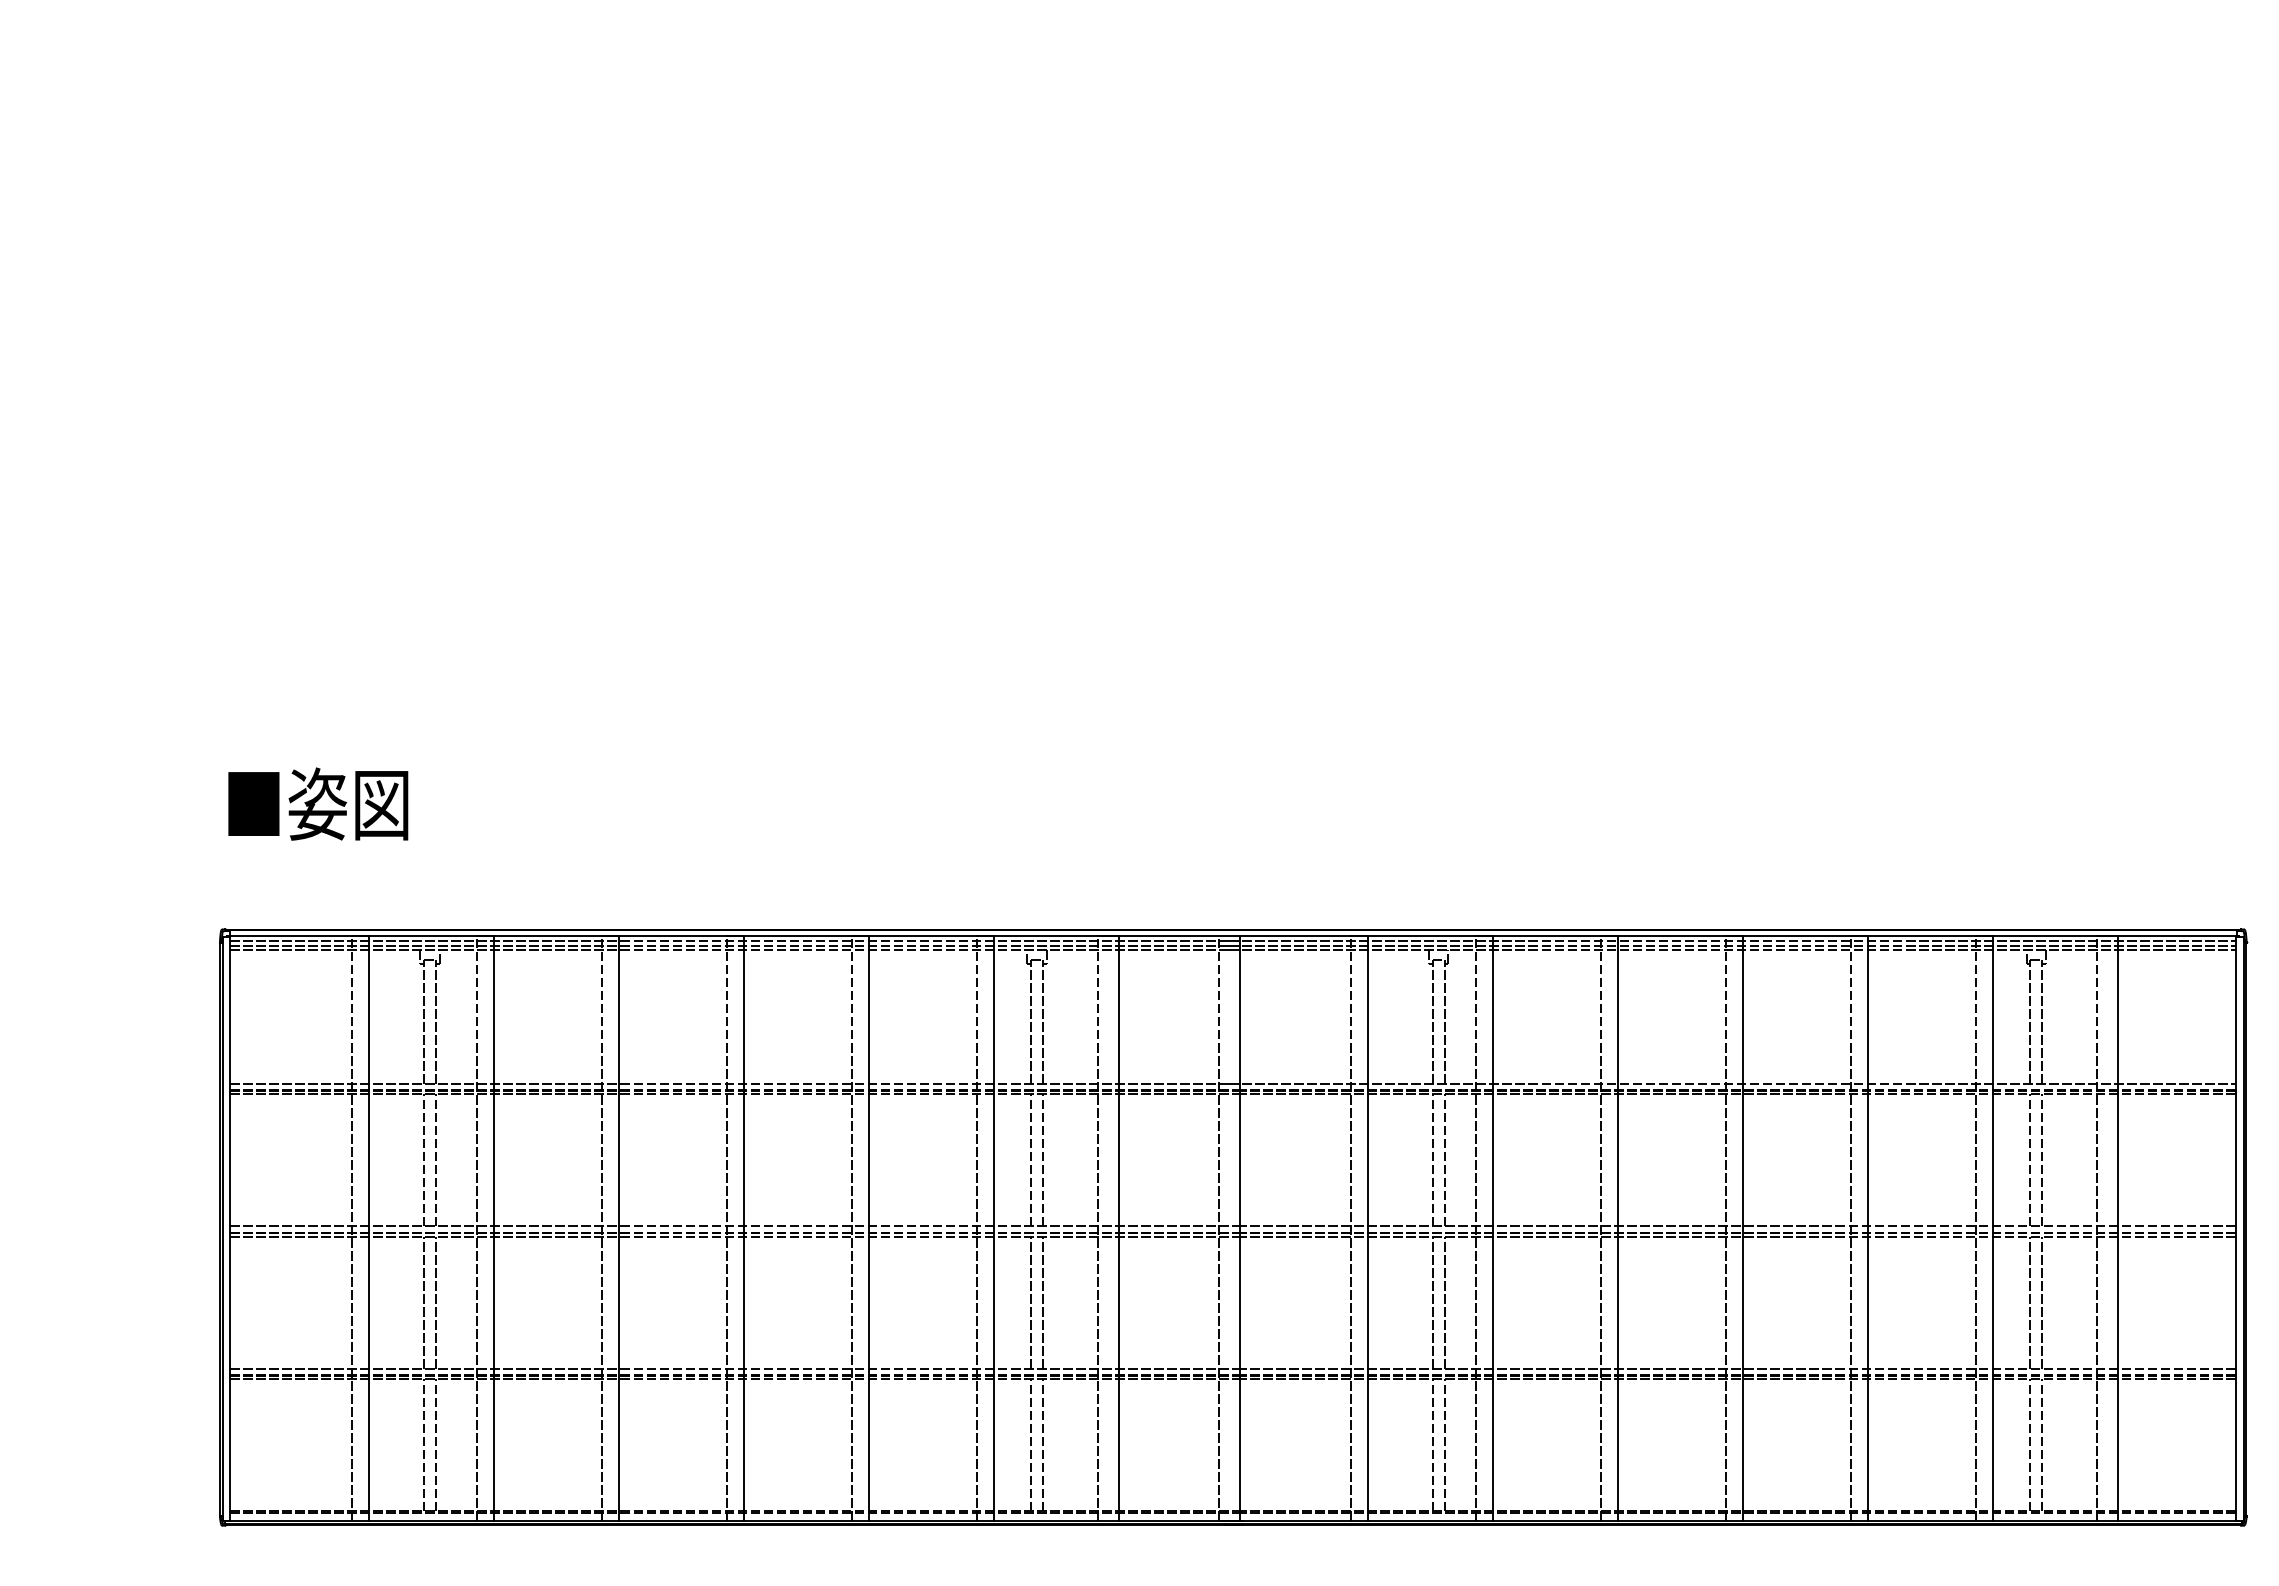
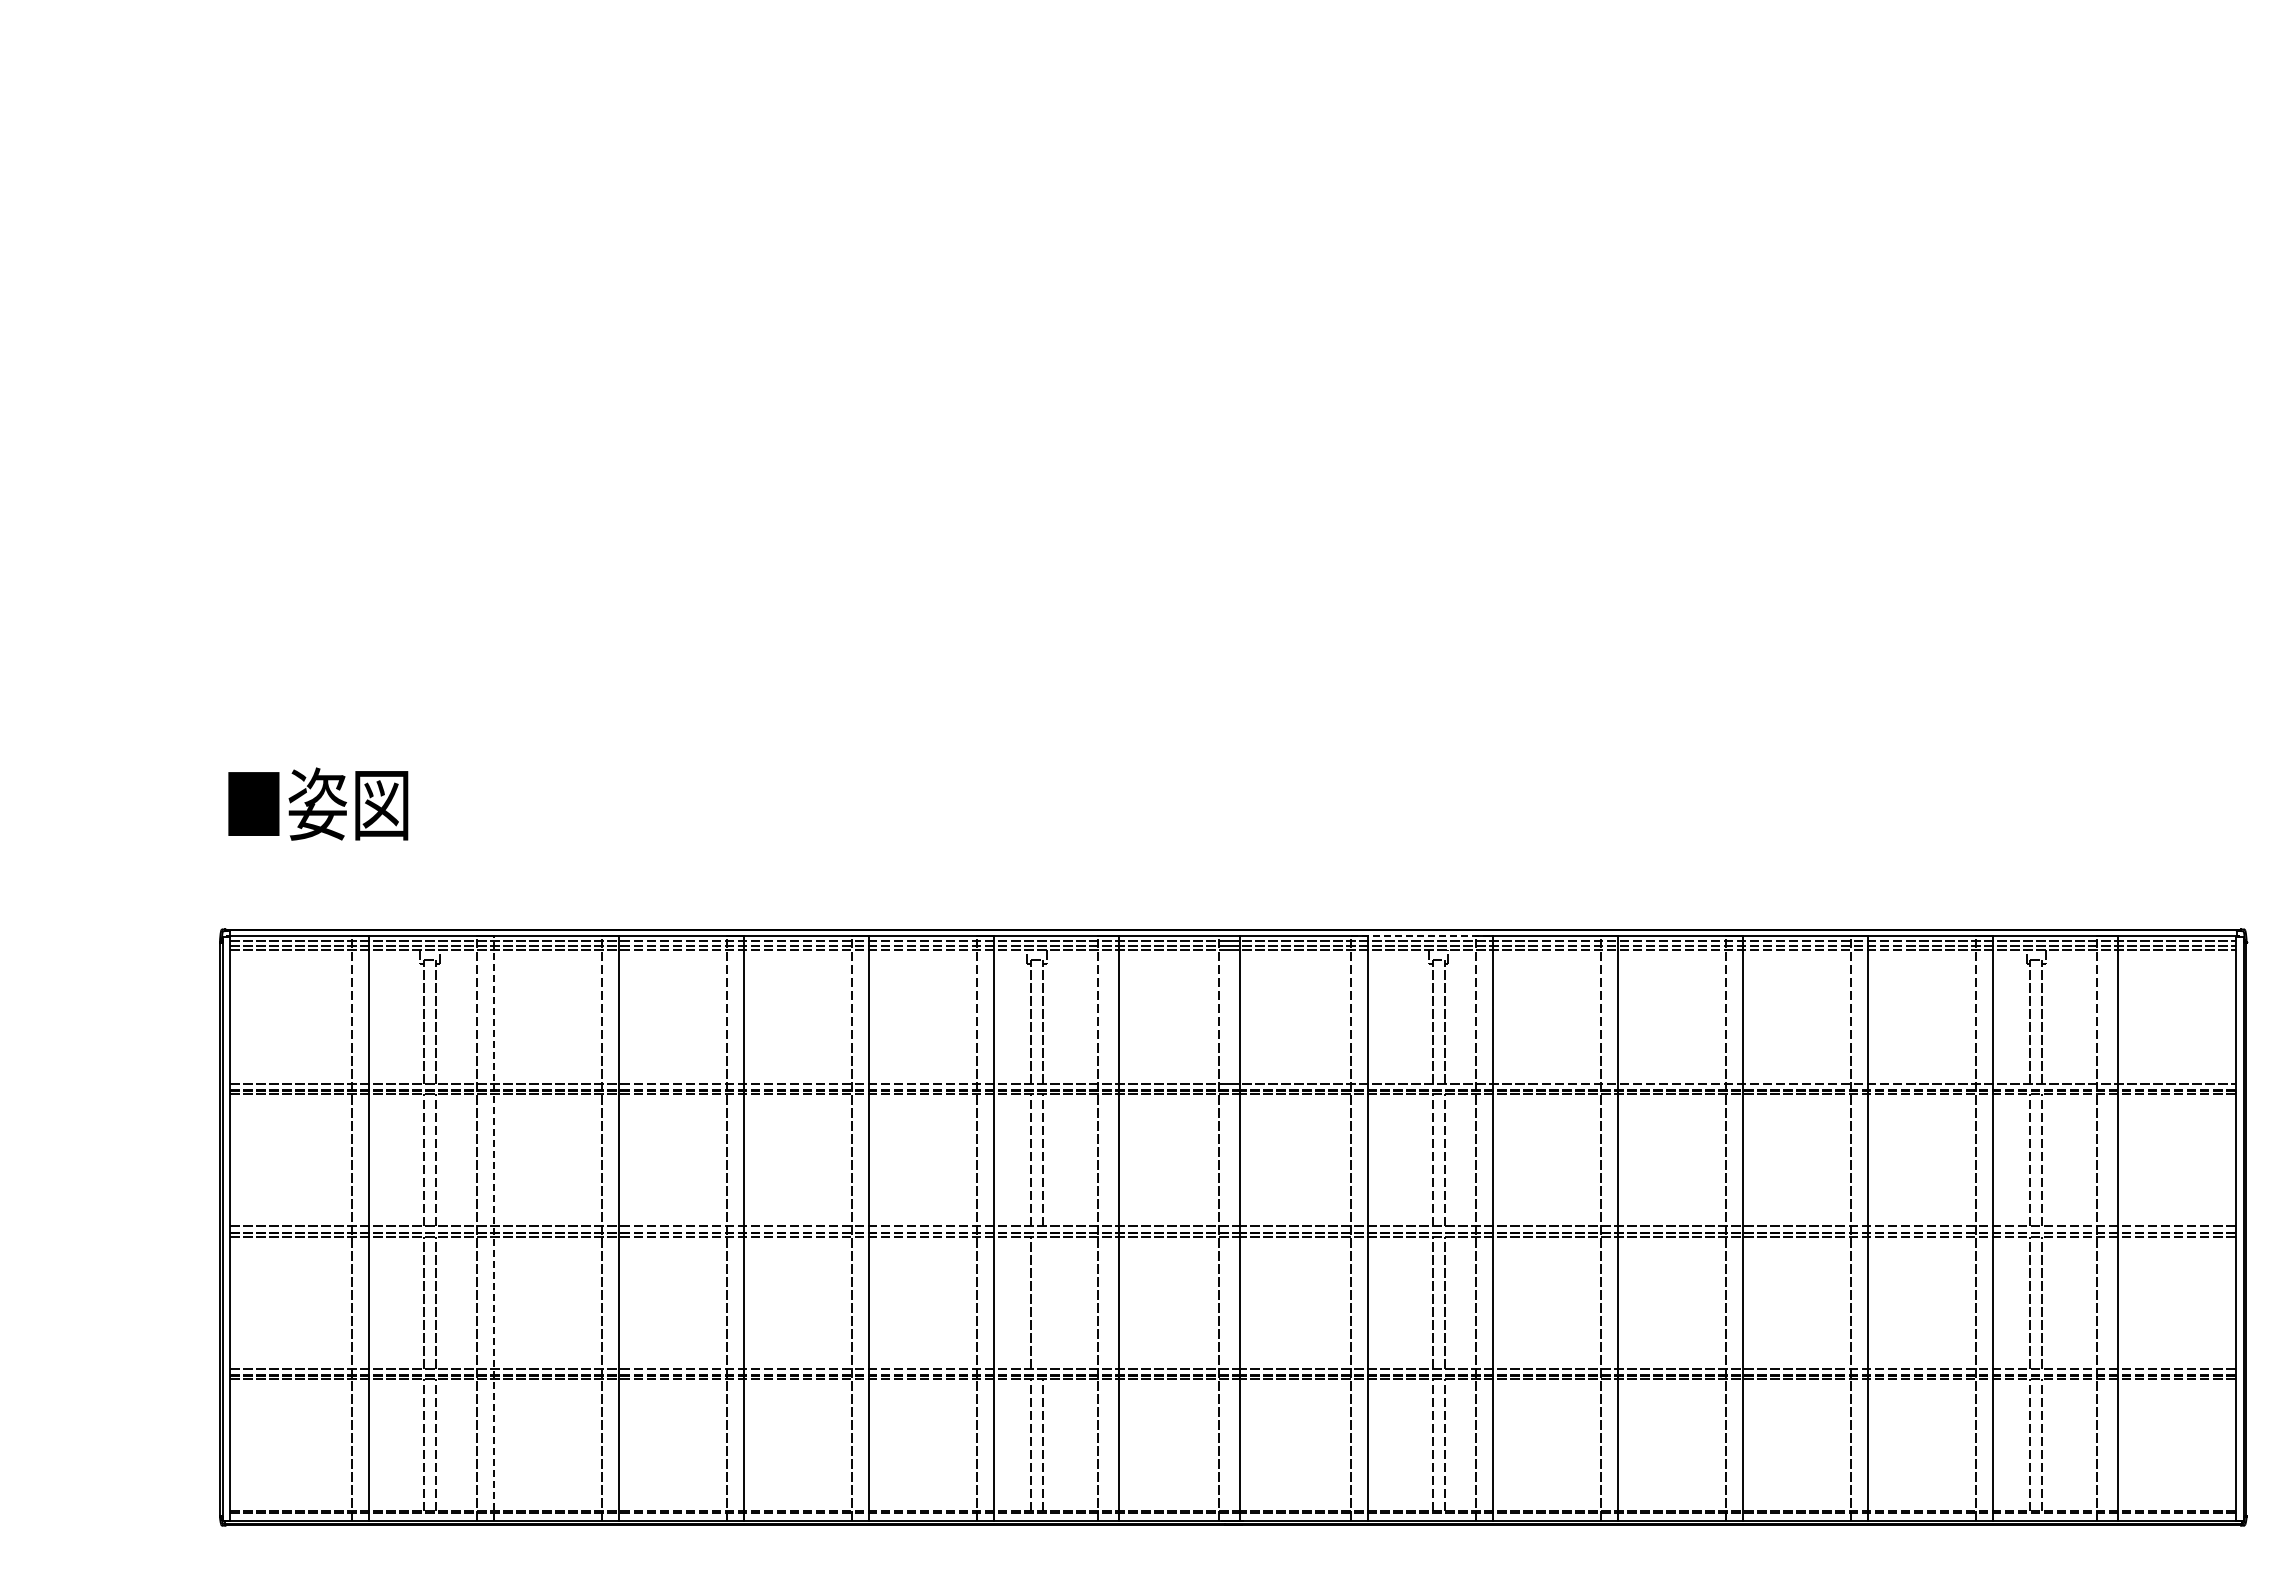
line: solid -> dashed (1422, 935)
line: solid -> dashed (494, 1228)
line: present -> none (1043, 1302)
